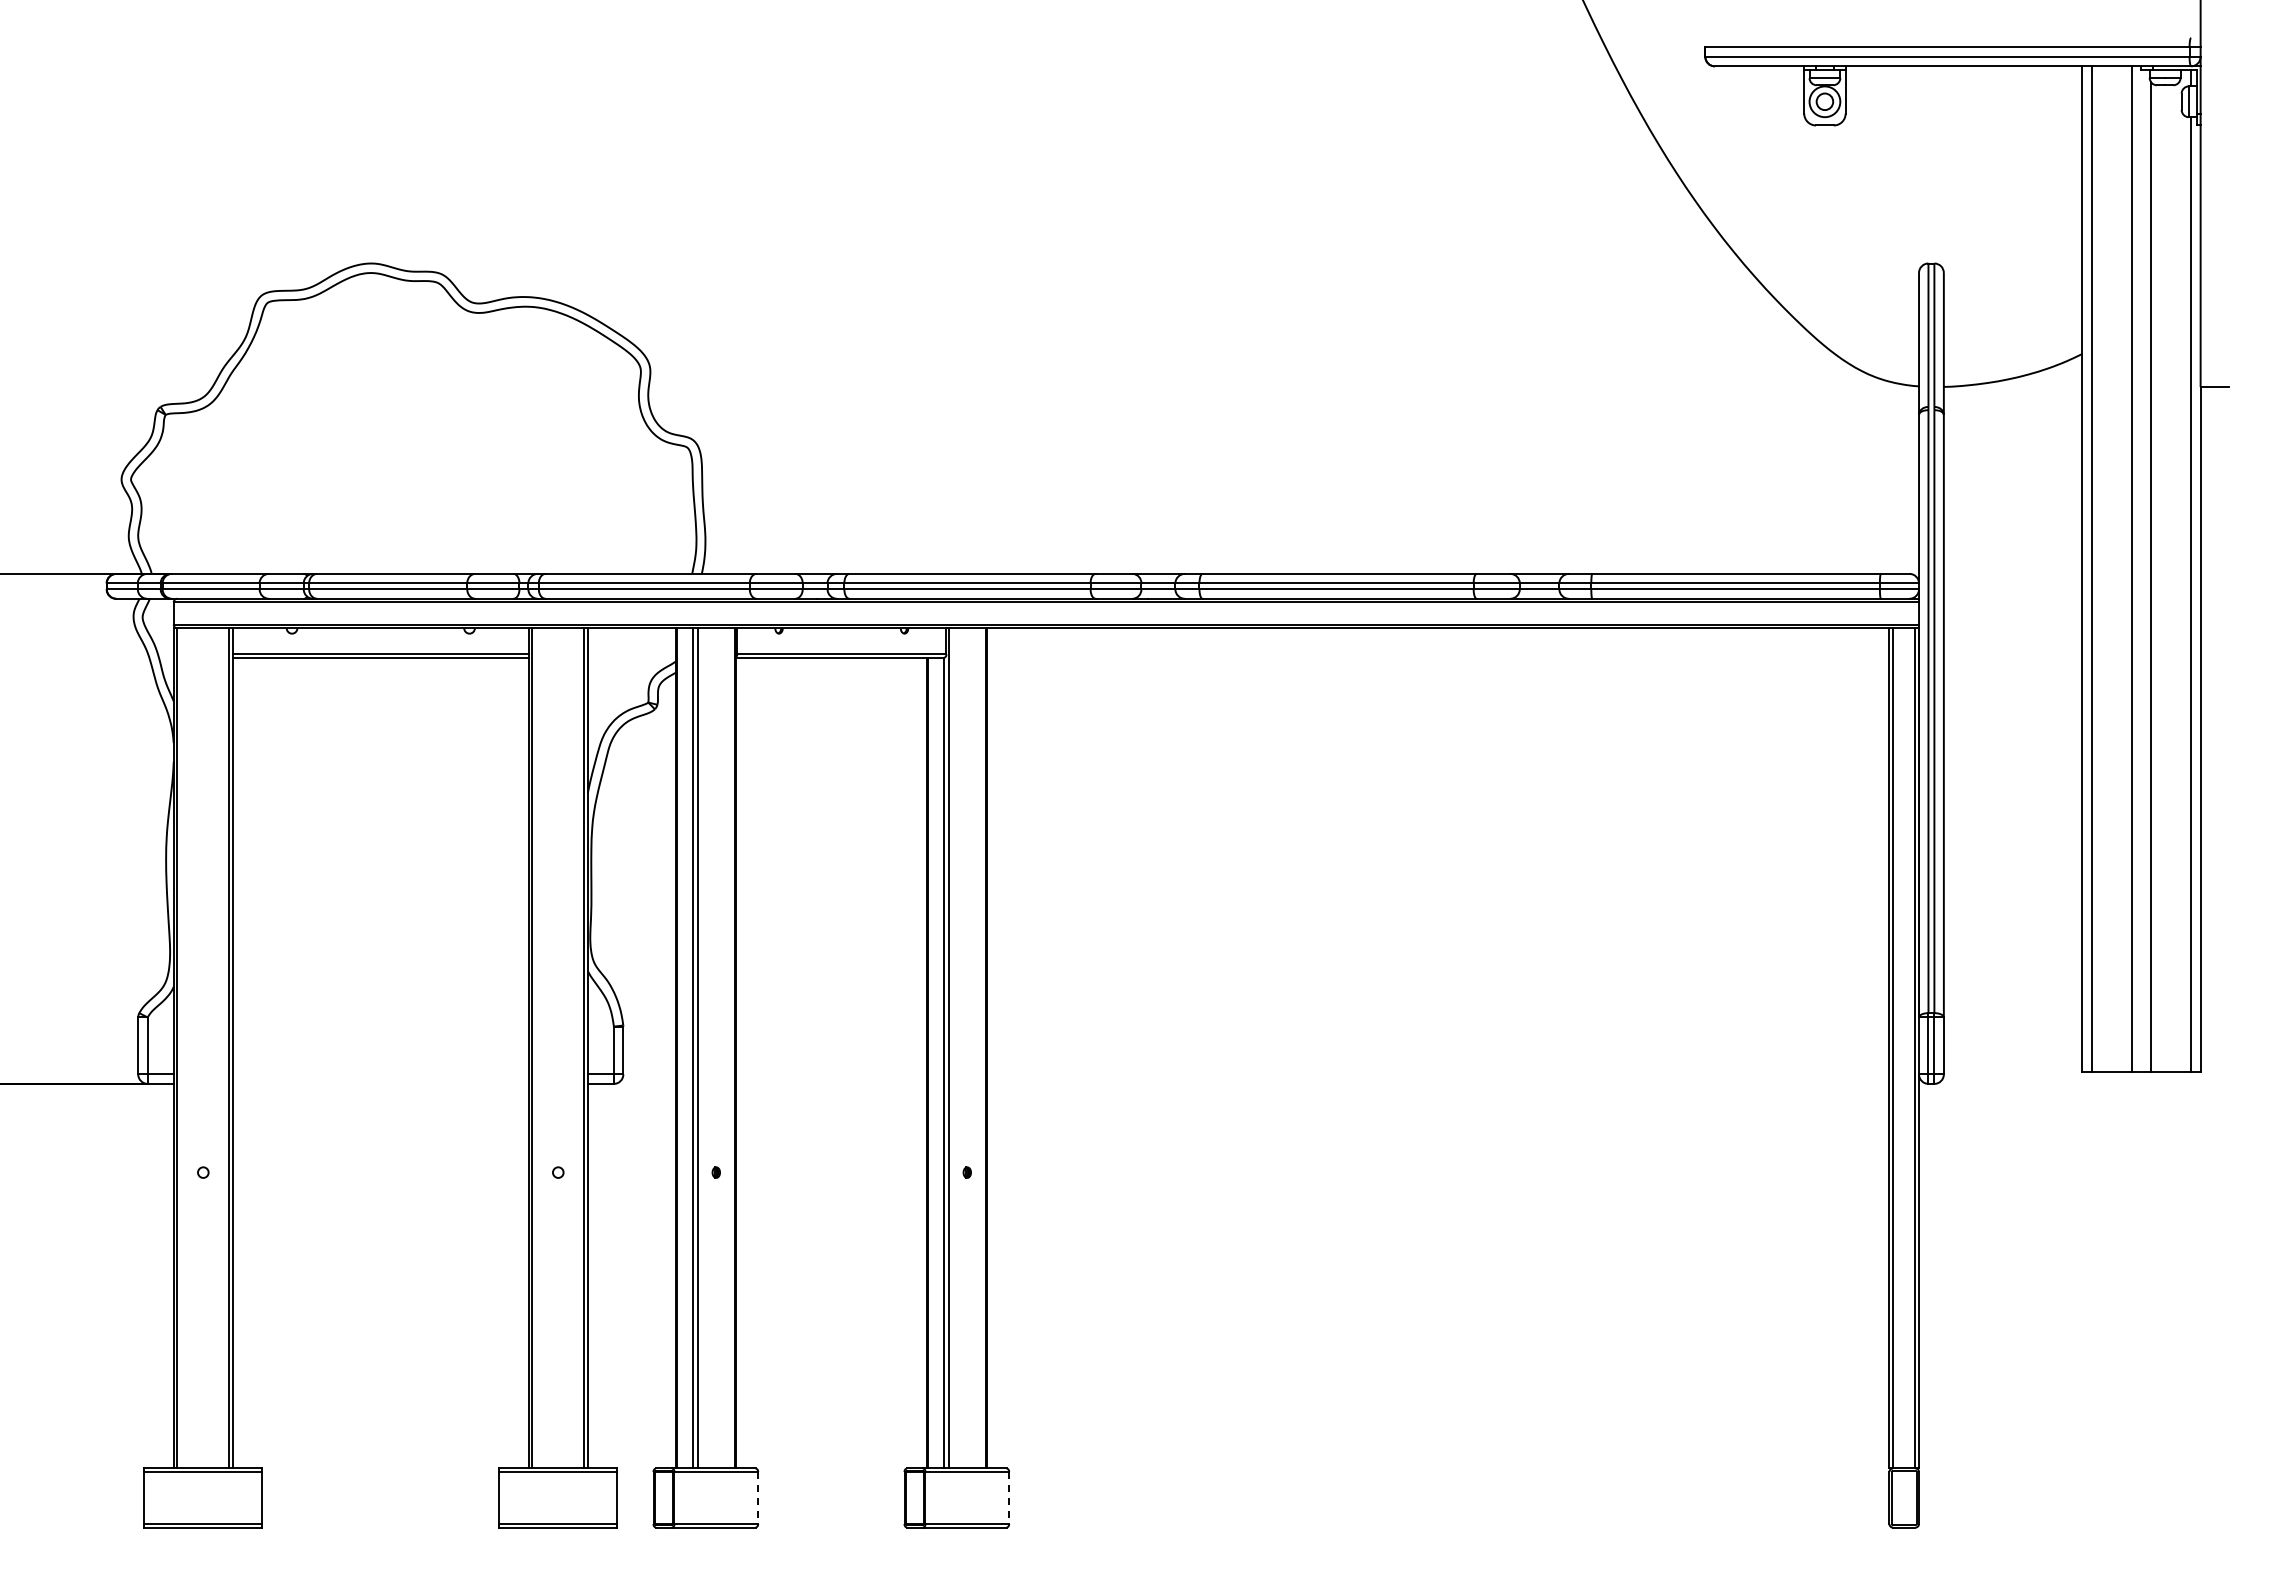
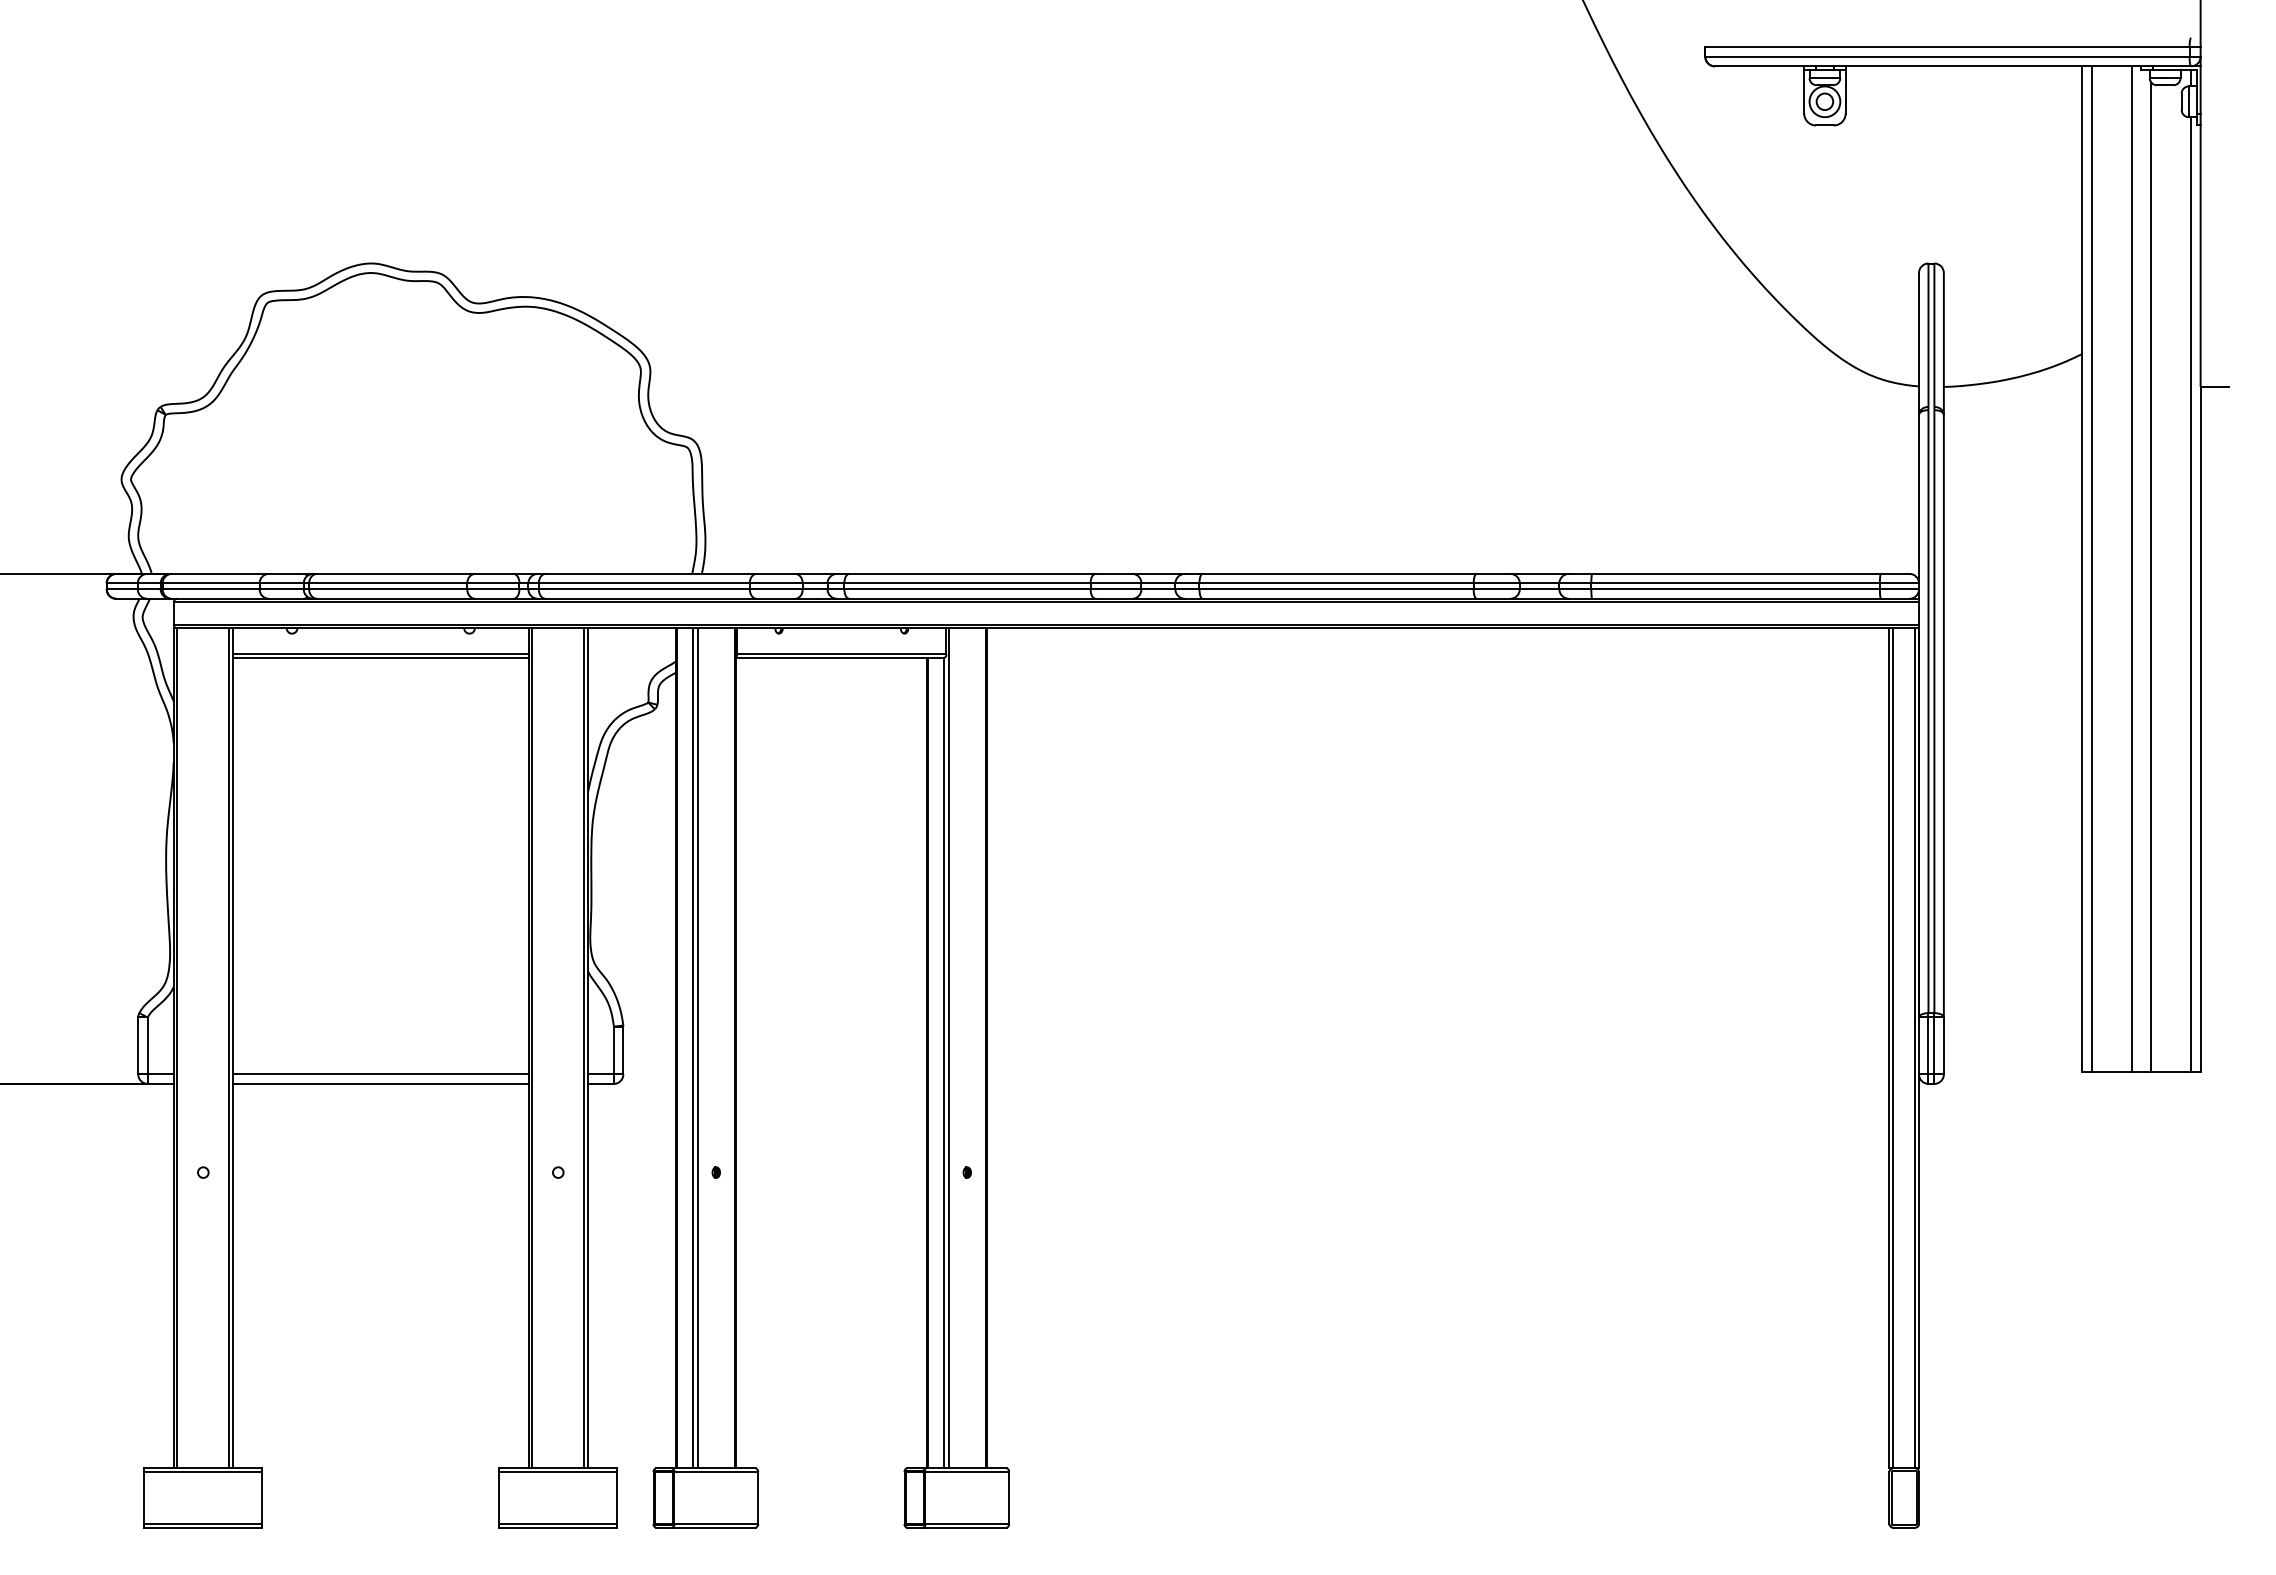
line: none -> present (380, 1074)
line: none -> present (380, 1083)
line: dashed -> solid (758, 1498)
line: dashed -> solid (1009, 1498)
